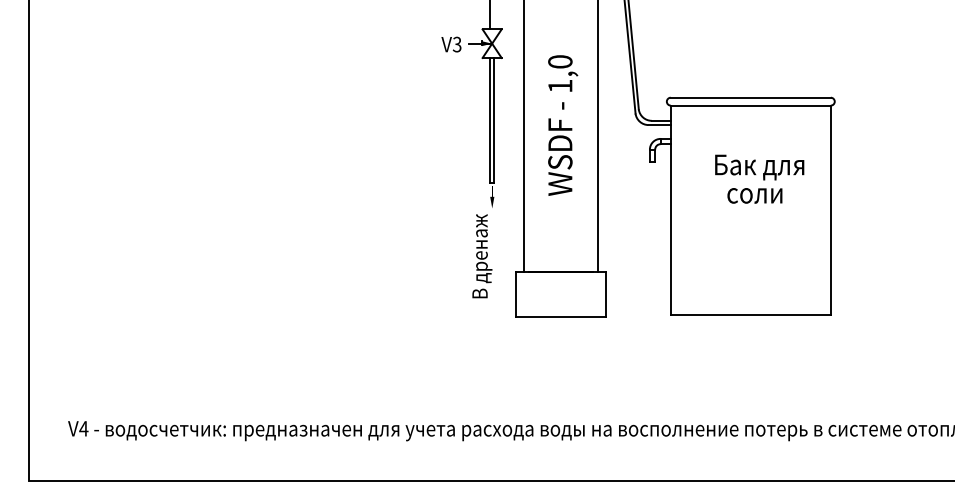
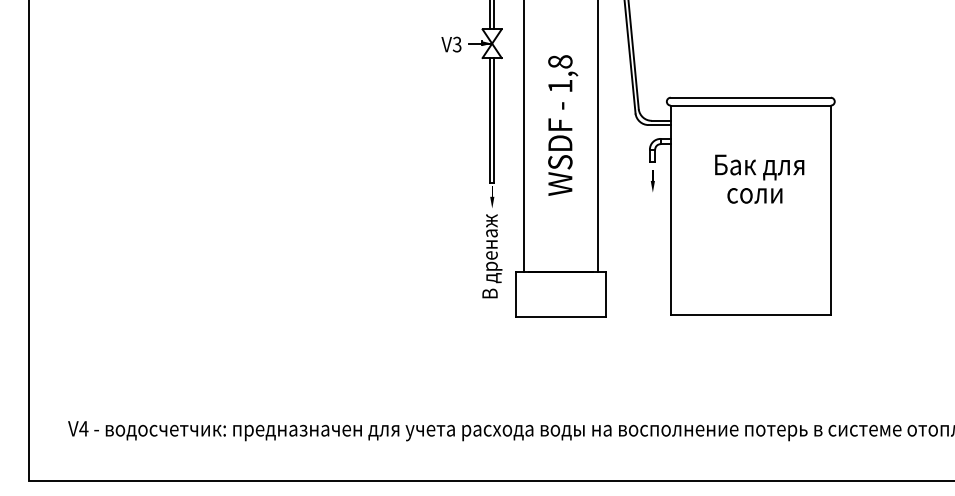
line: none -> present (494, 15)
text: 1,0 -> 1,8 (560, 61)
part: none -> present (652, 180)
text position: (482, 256) -> (492, 256) (492, 256)
